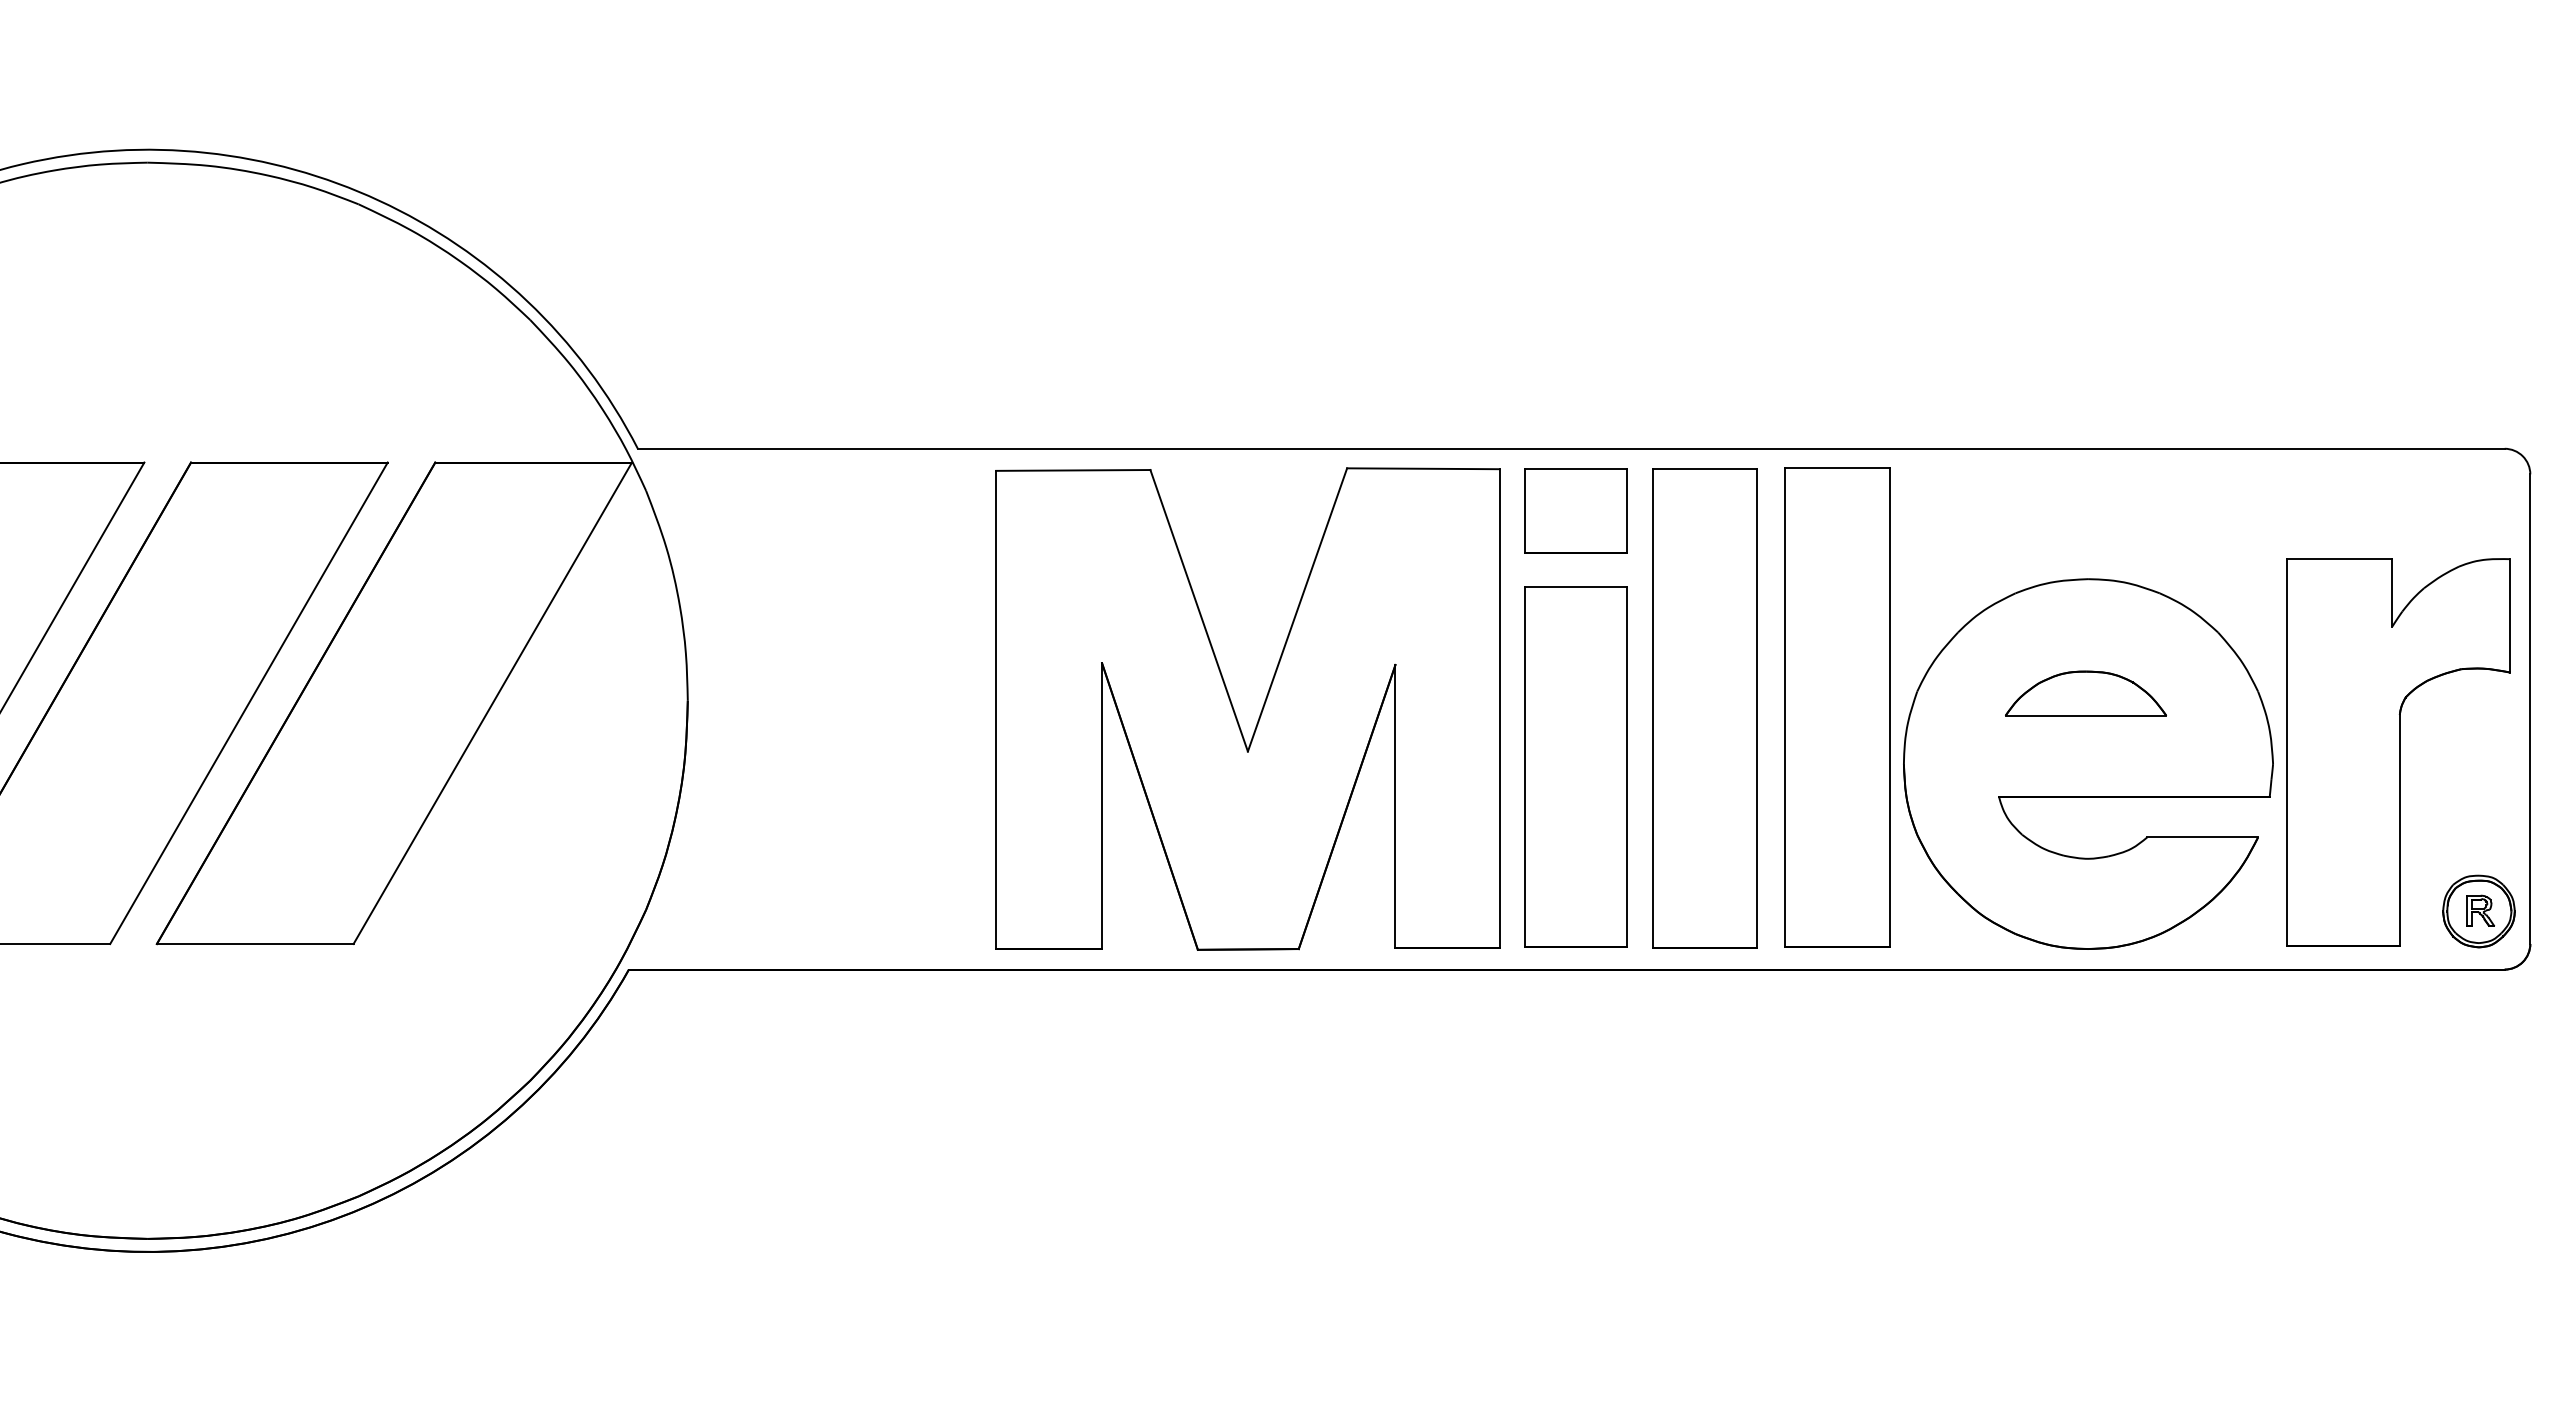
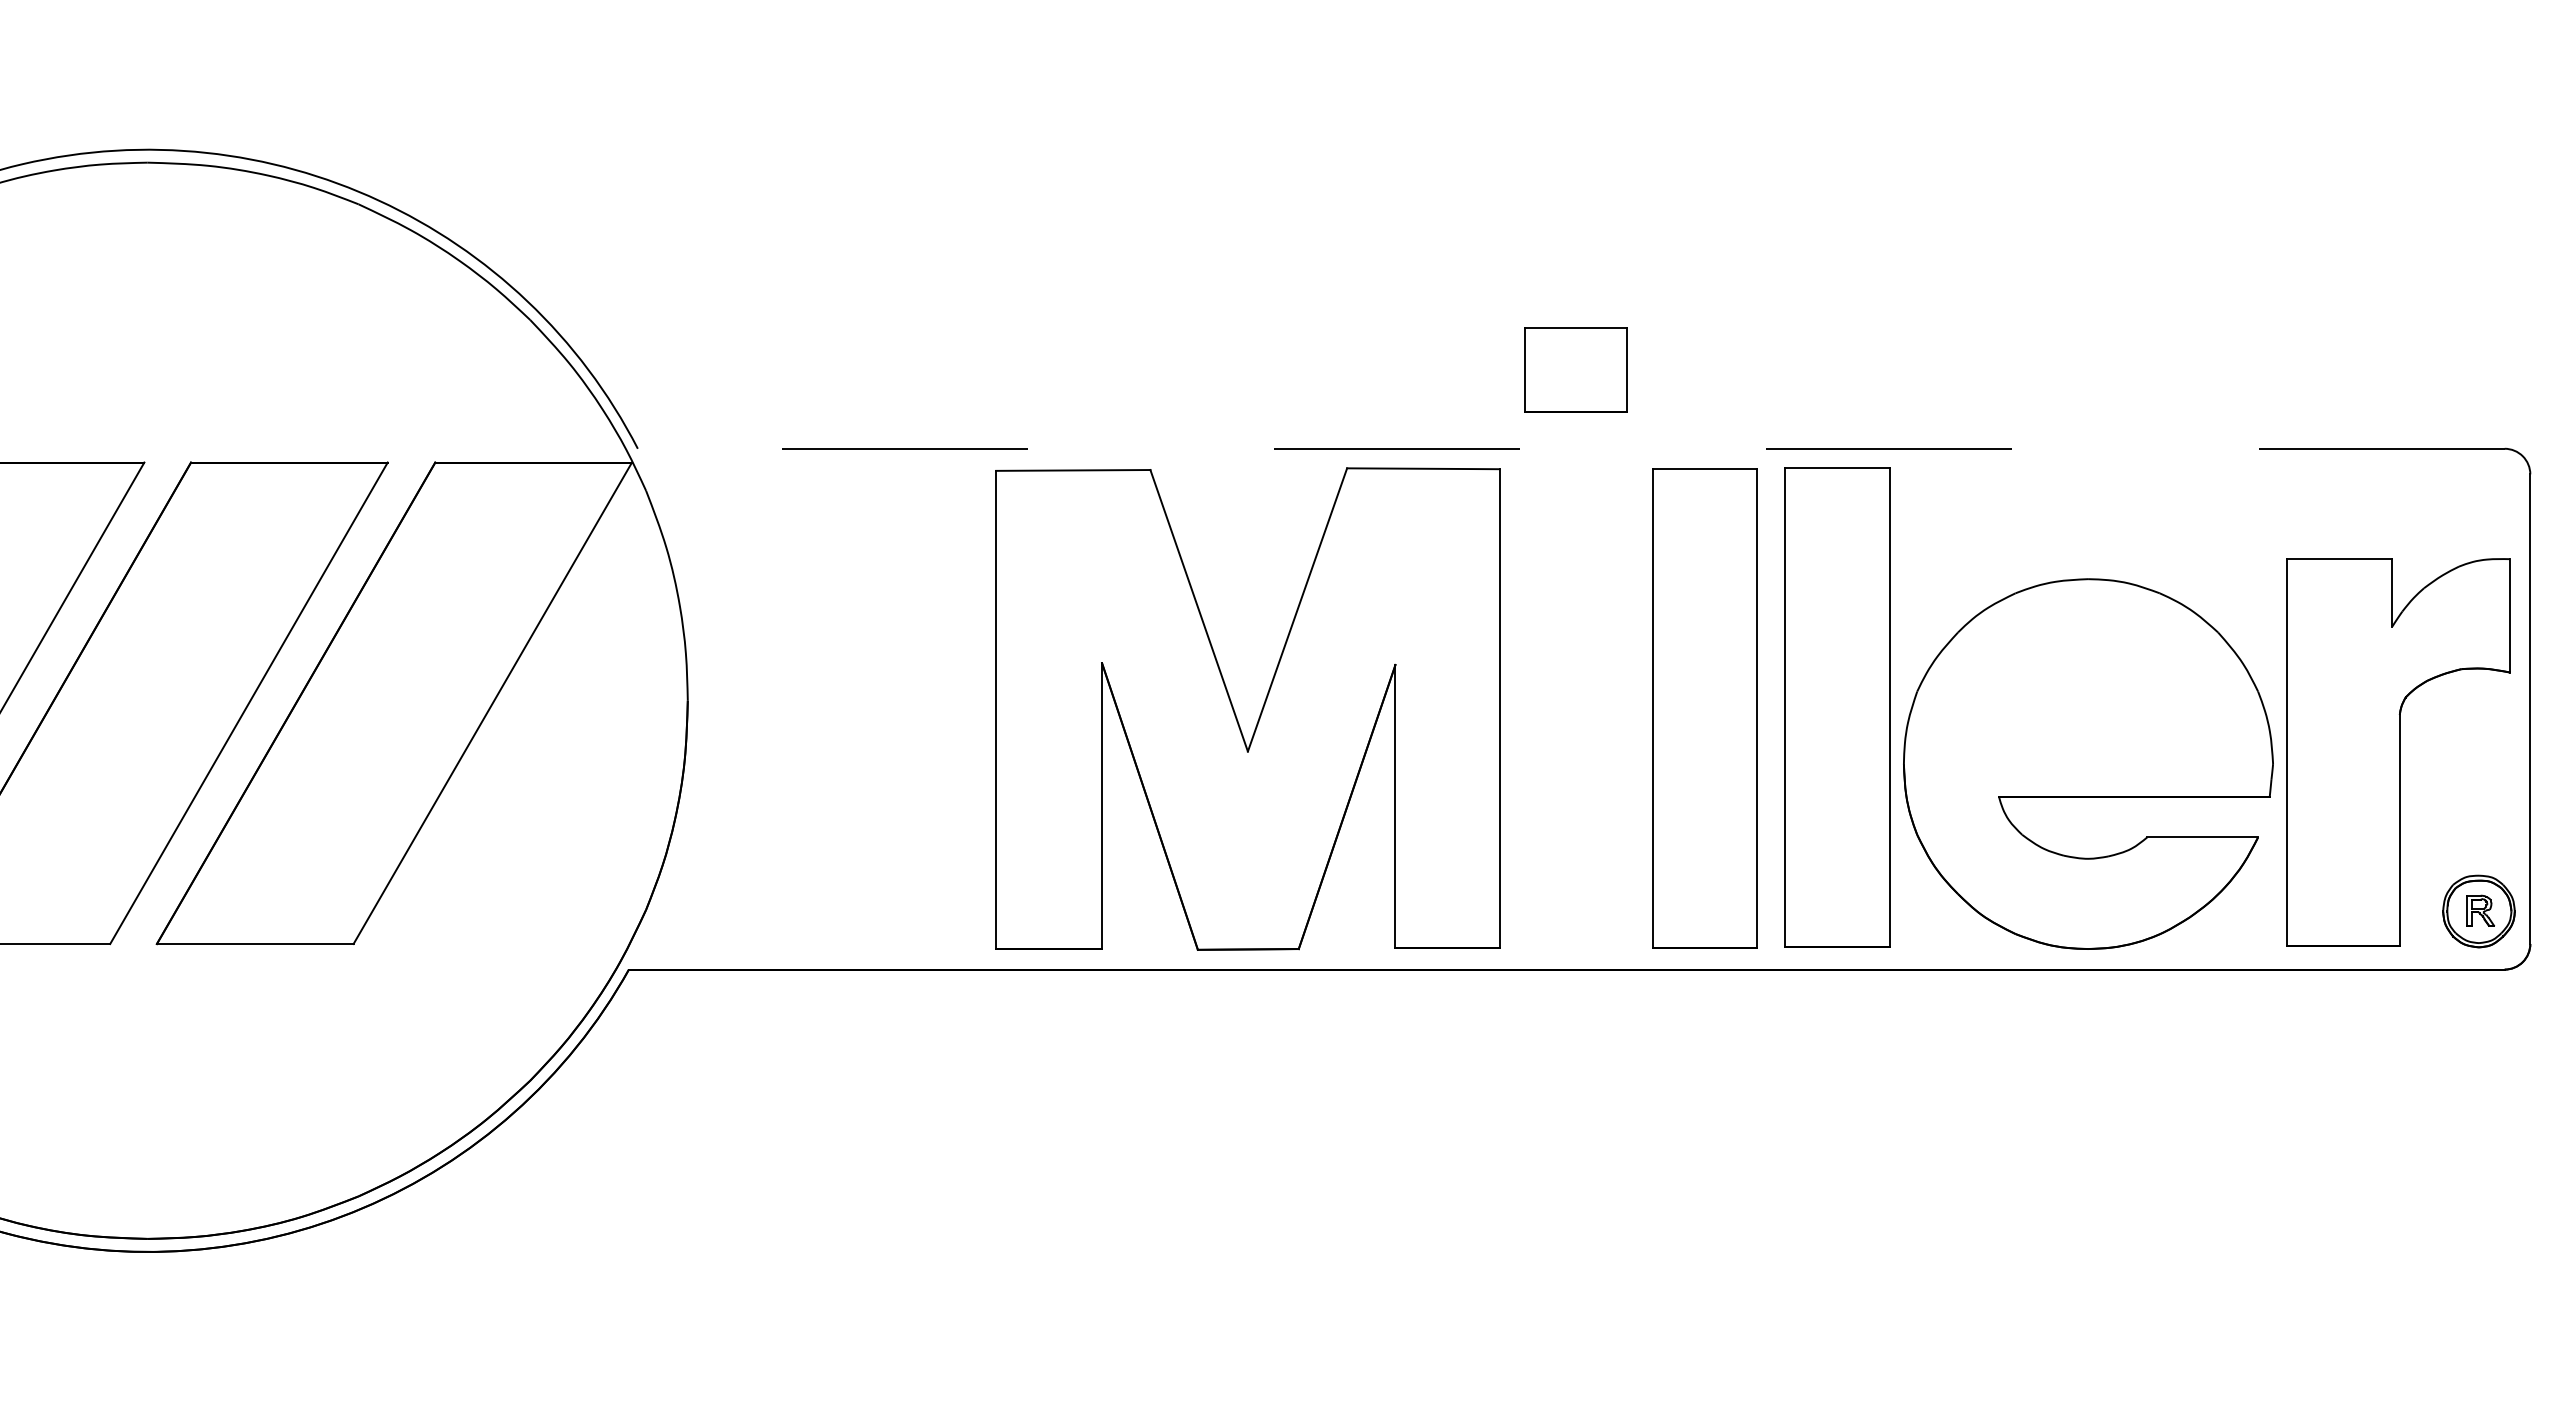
line: solid -> dashed (1570, 448)
part position: (1575, 510) -> (1575, 369) (1575, 369)
part: present -> none (2085, 693)
part: present -> none (1575, 766)
